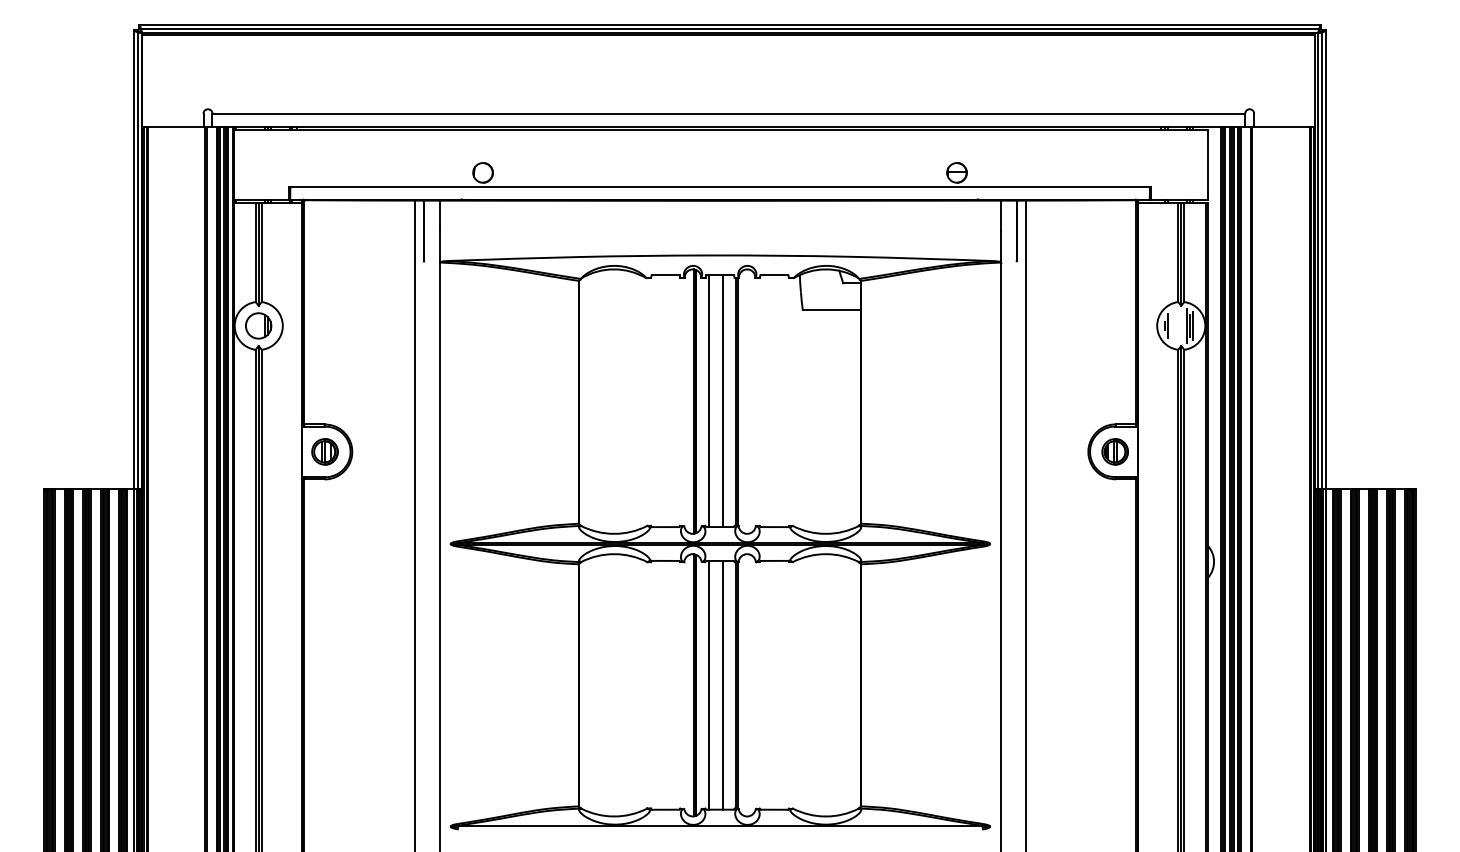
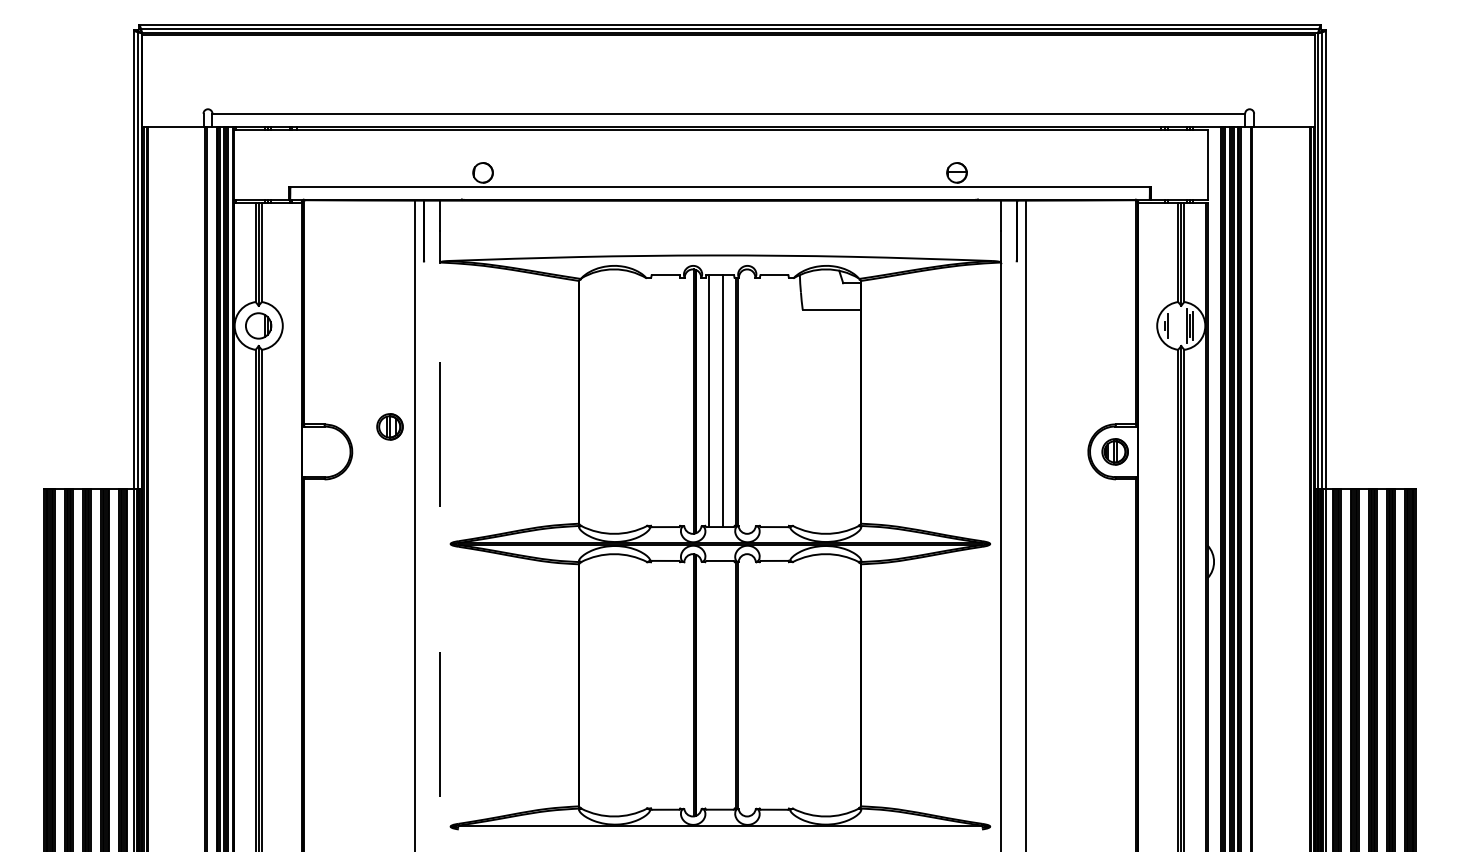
part position: (324, 451) -> (389, 426) (389, 426)
line: solid -> dashed (440, 556)
line: present -> none (709, 684)
line: present -> none (722, 684)
